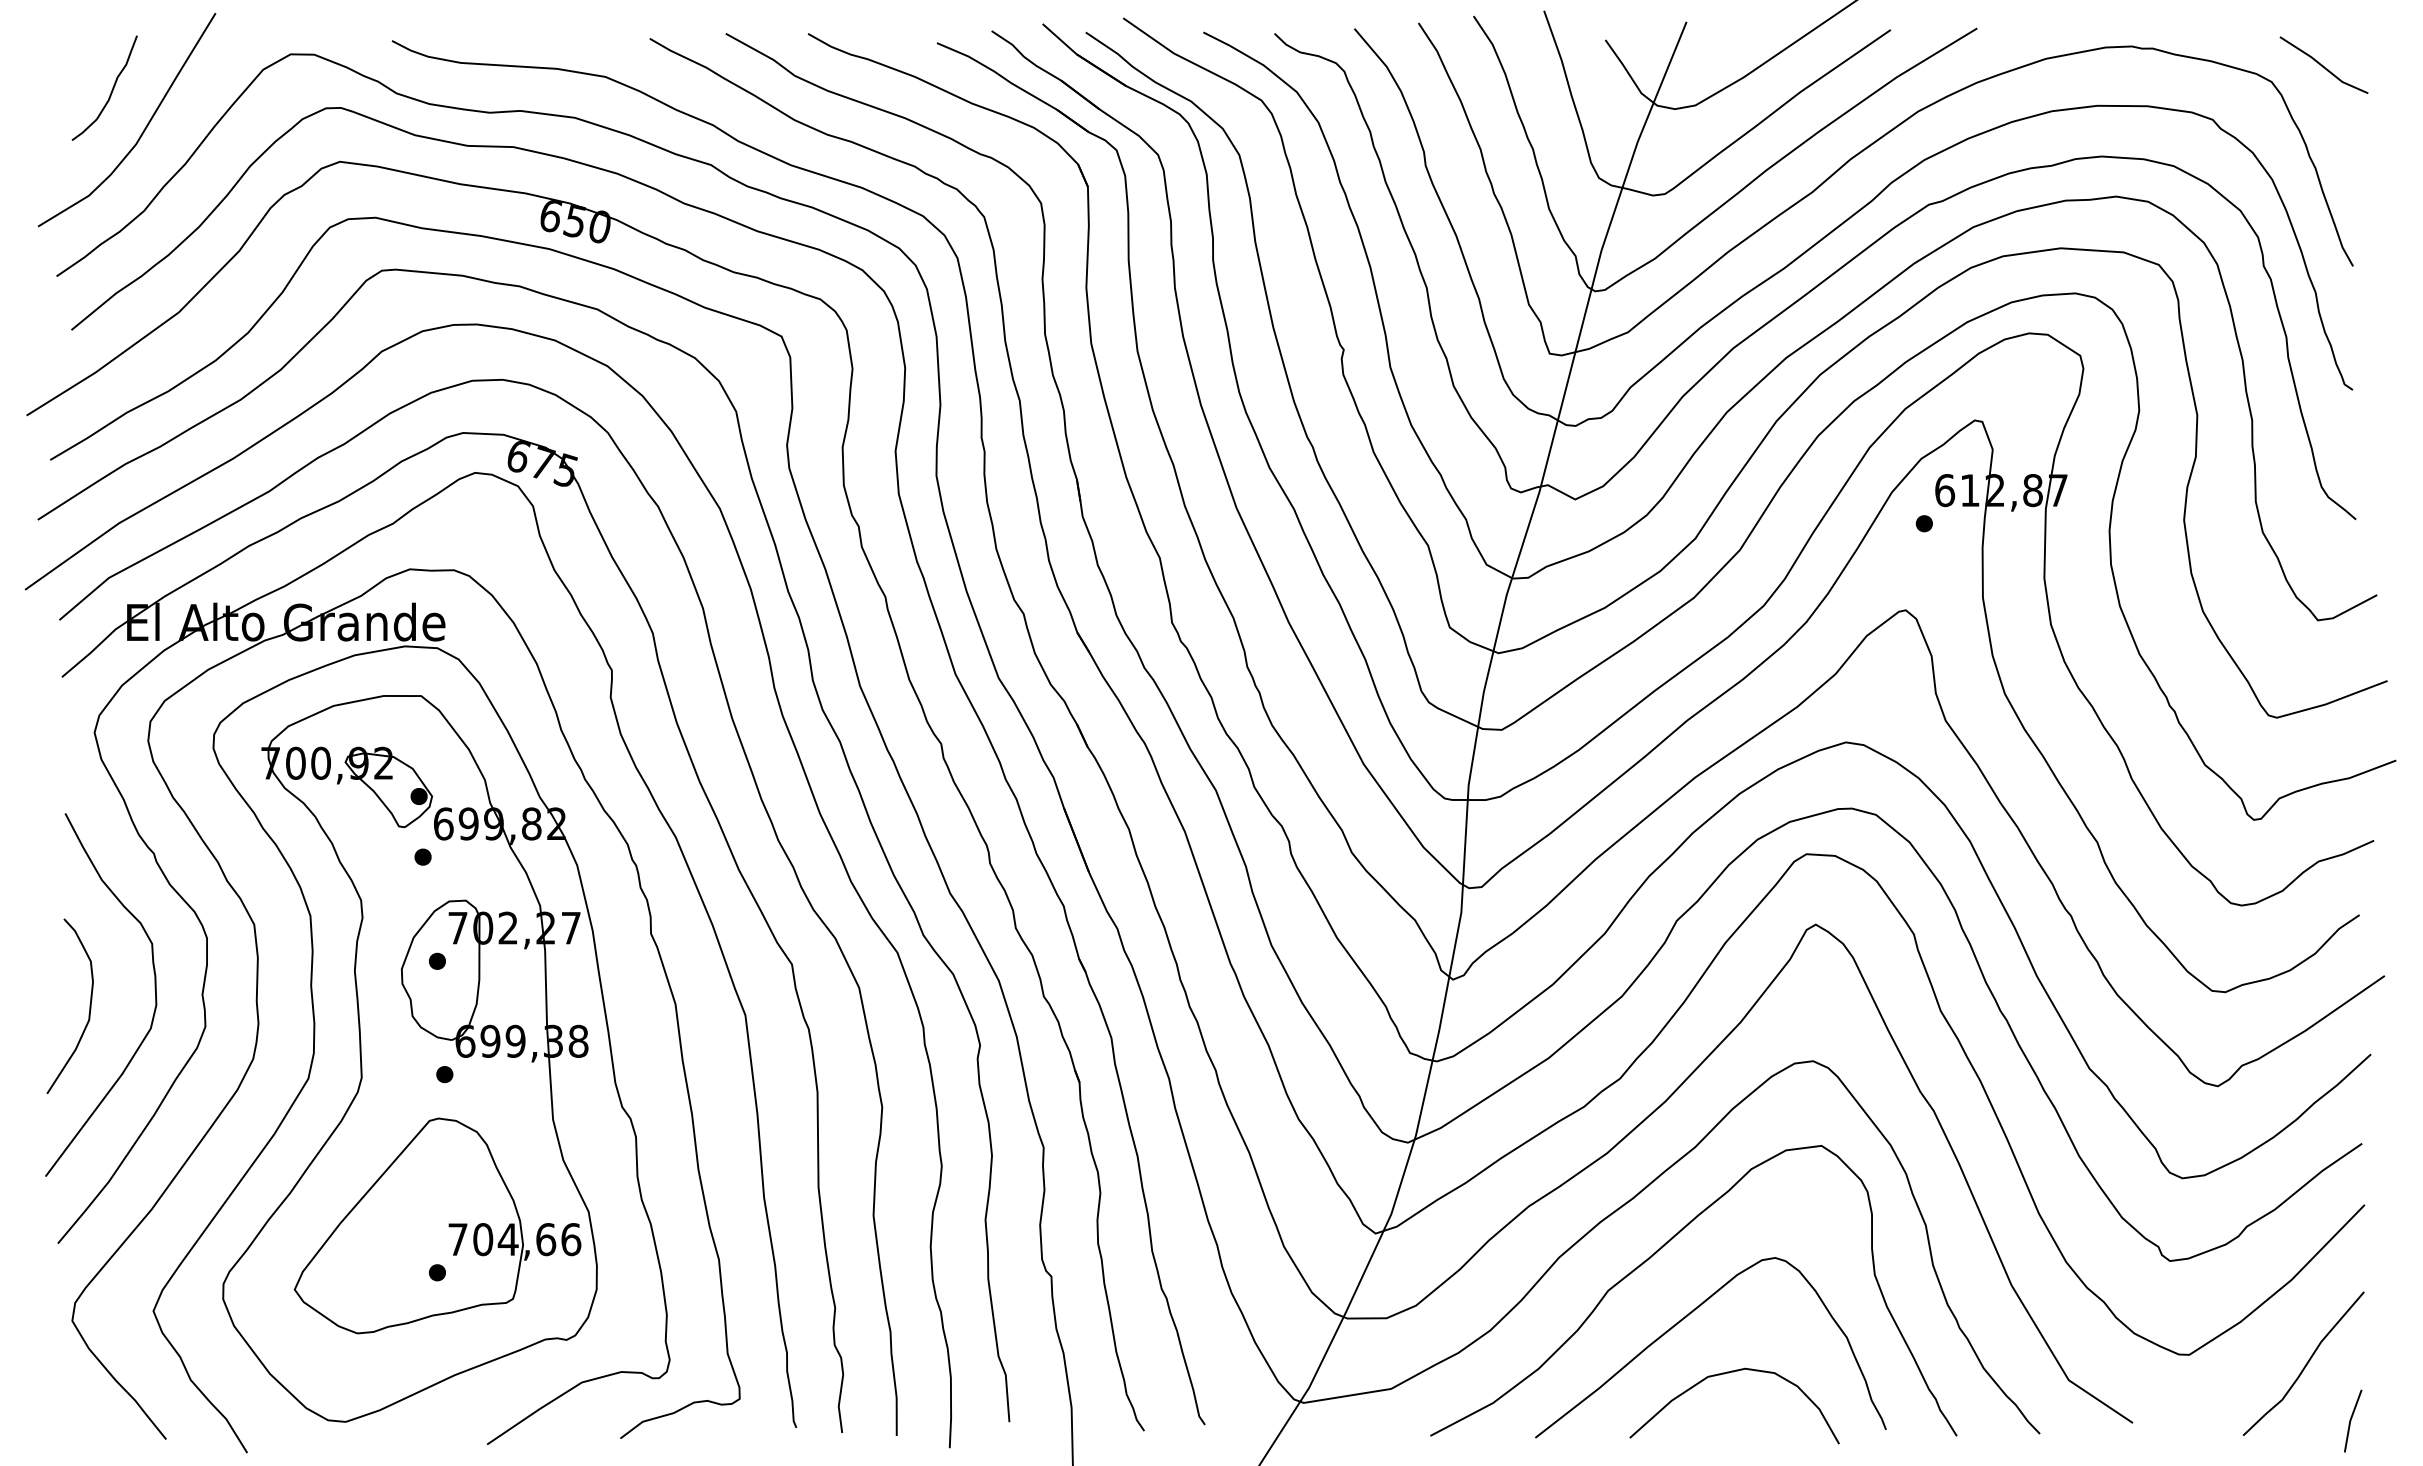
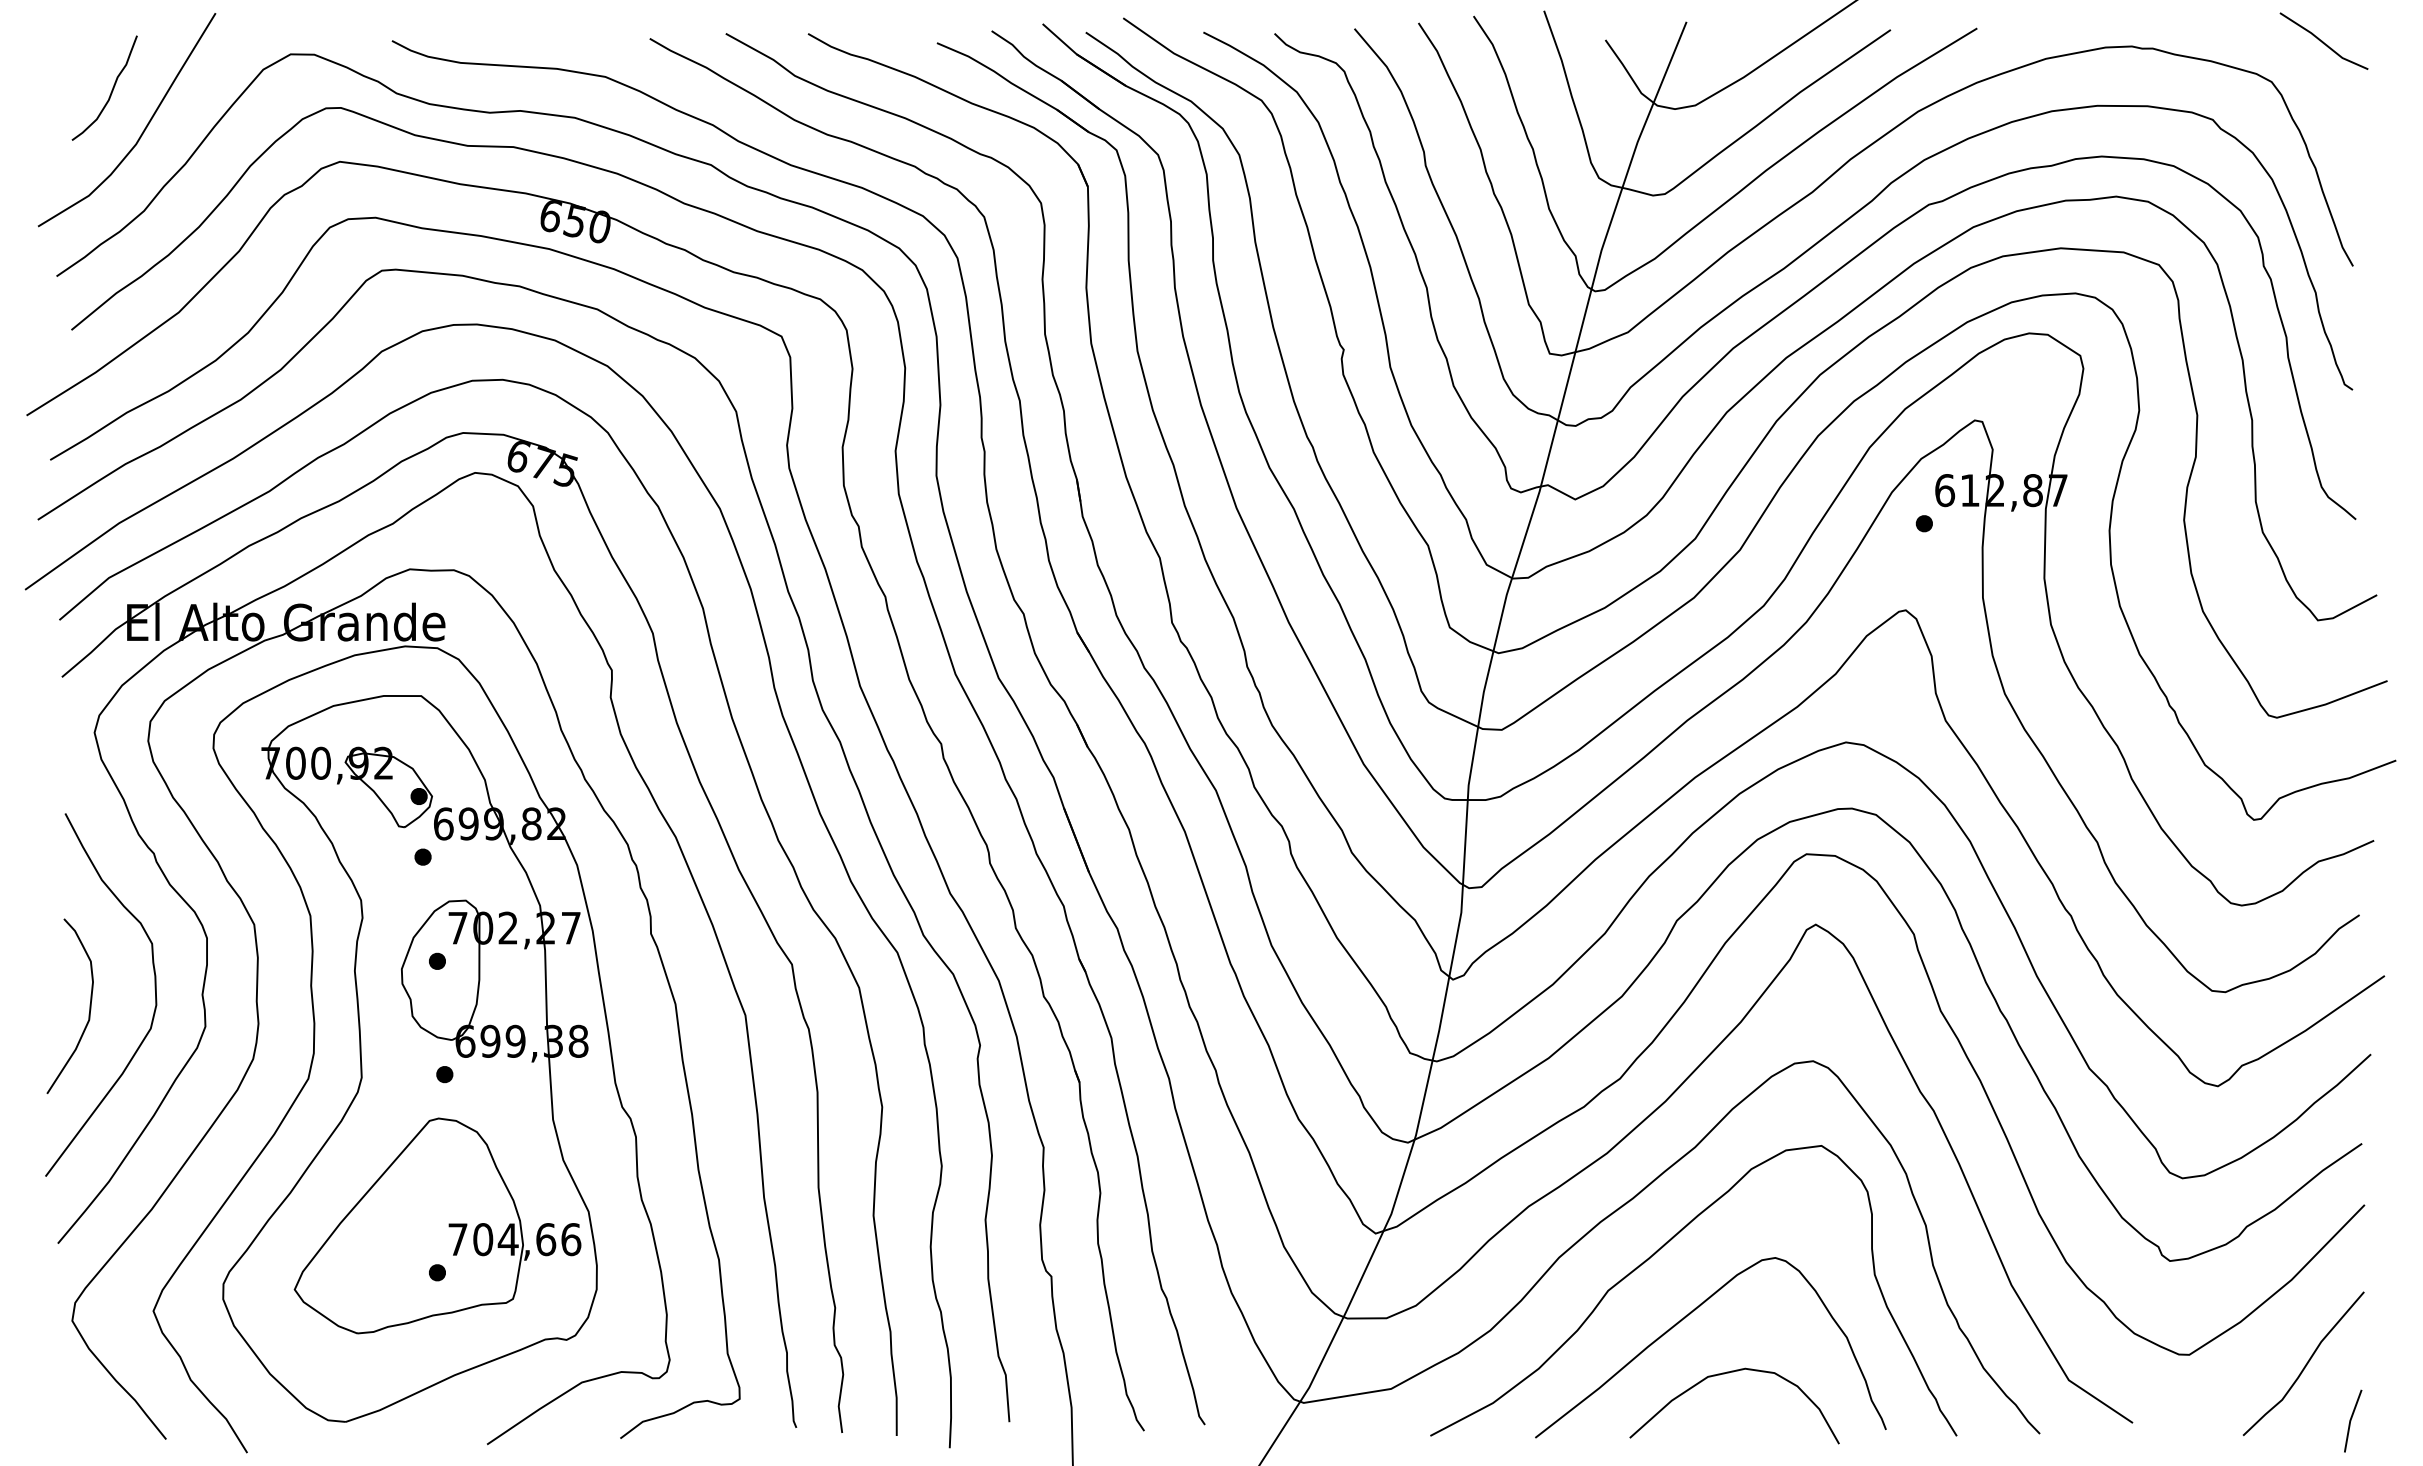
line position: (2322, 64) -> (2322, 40) (2322, 40)
